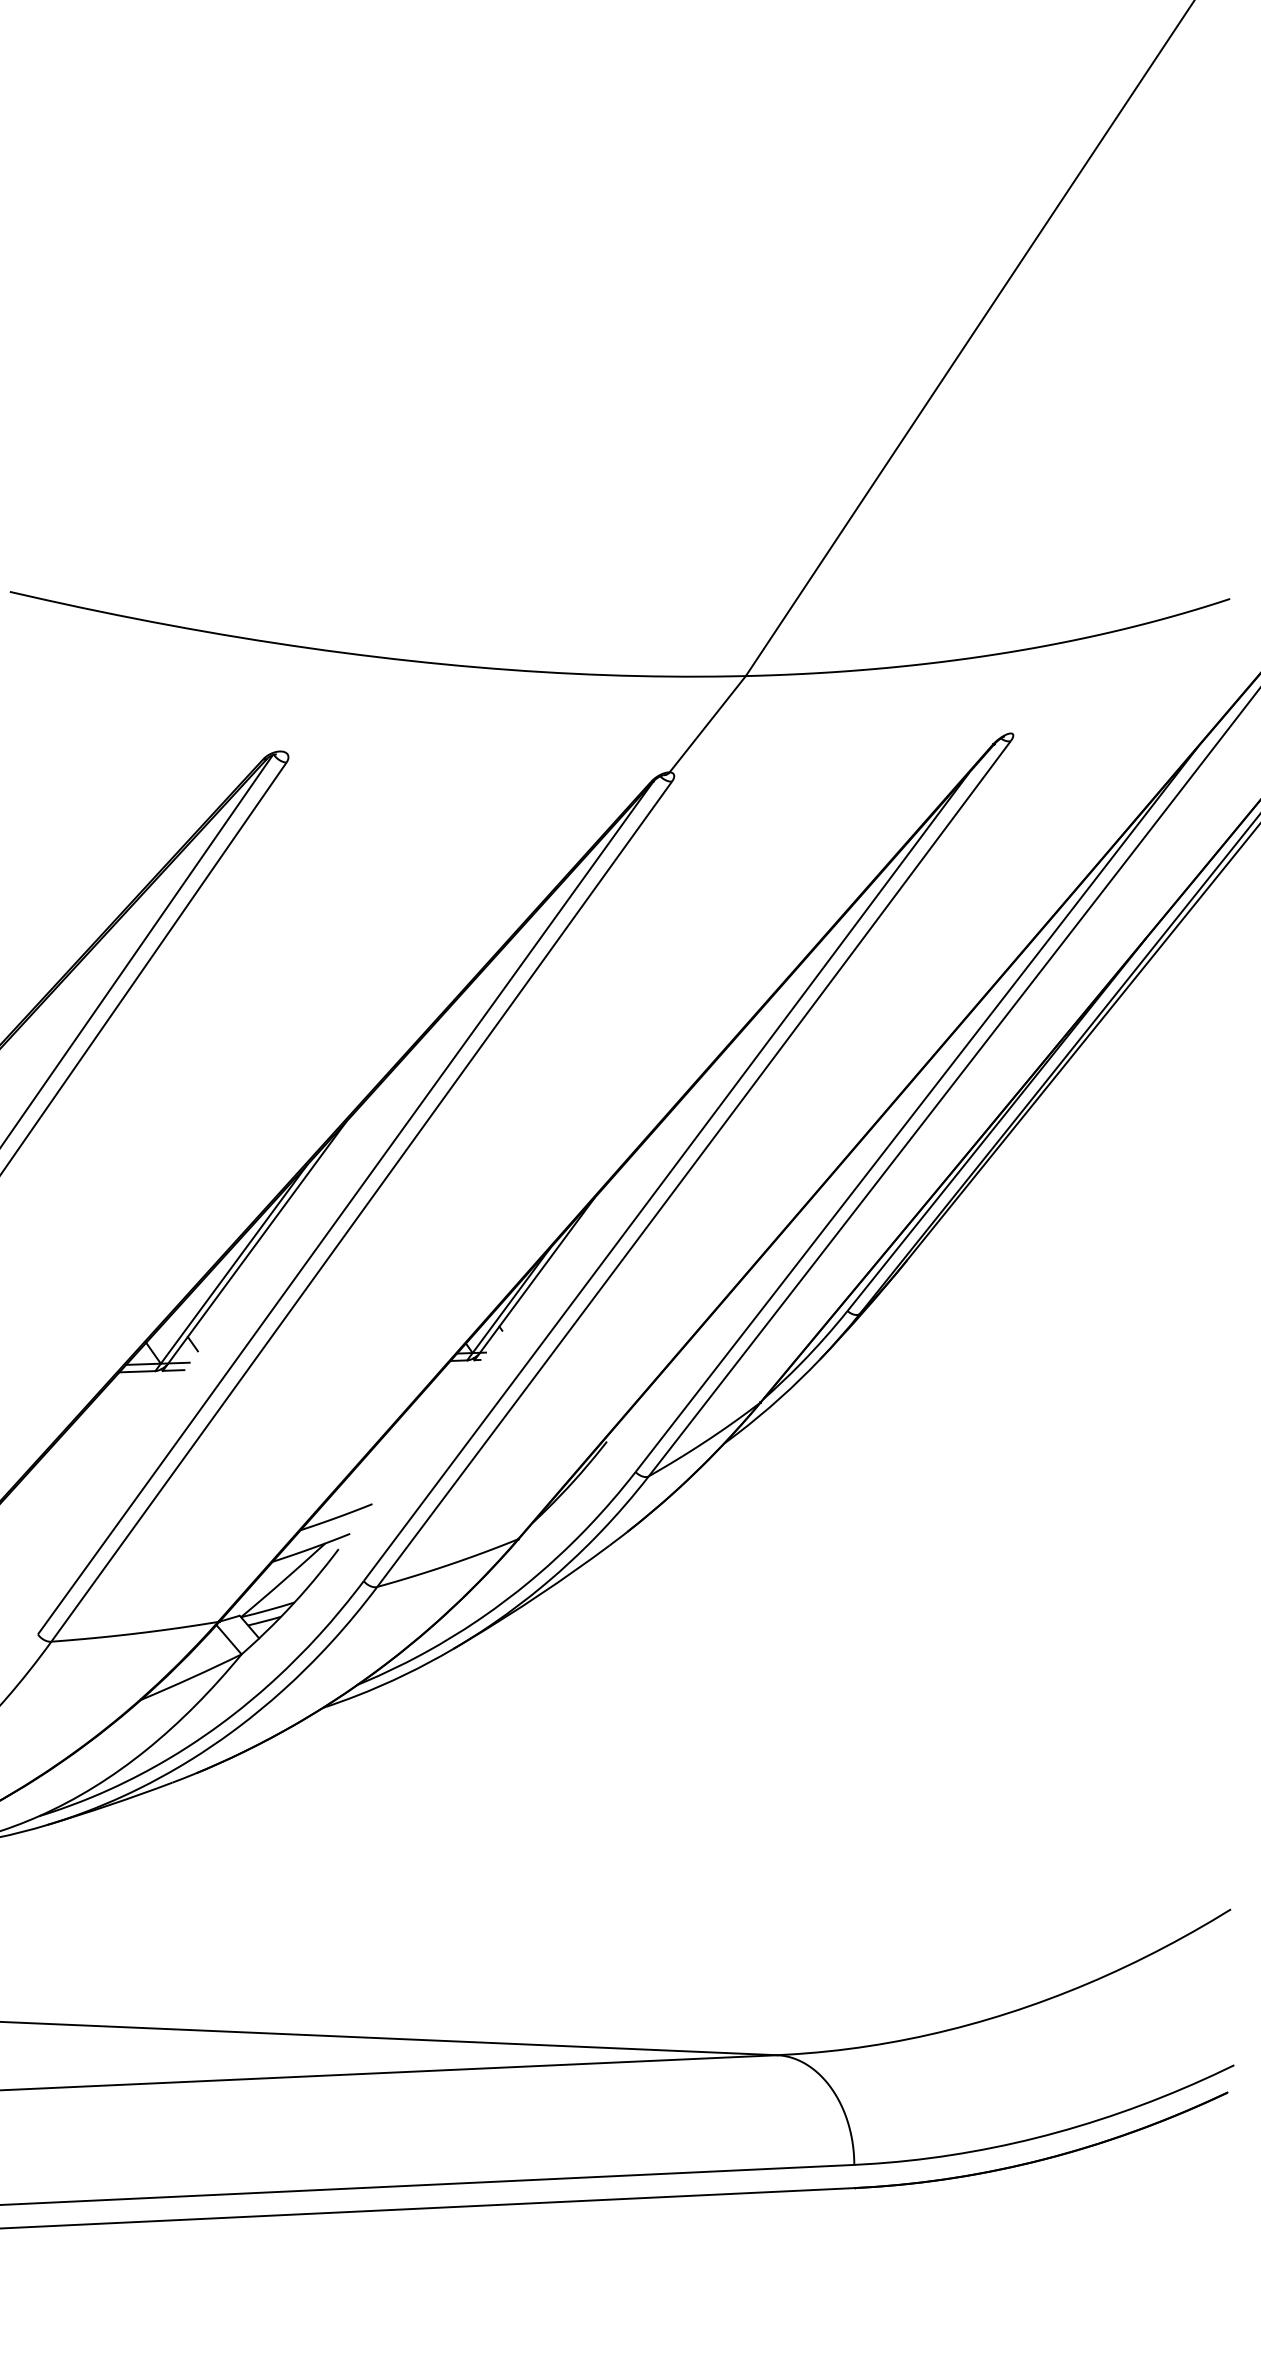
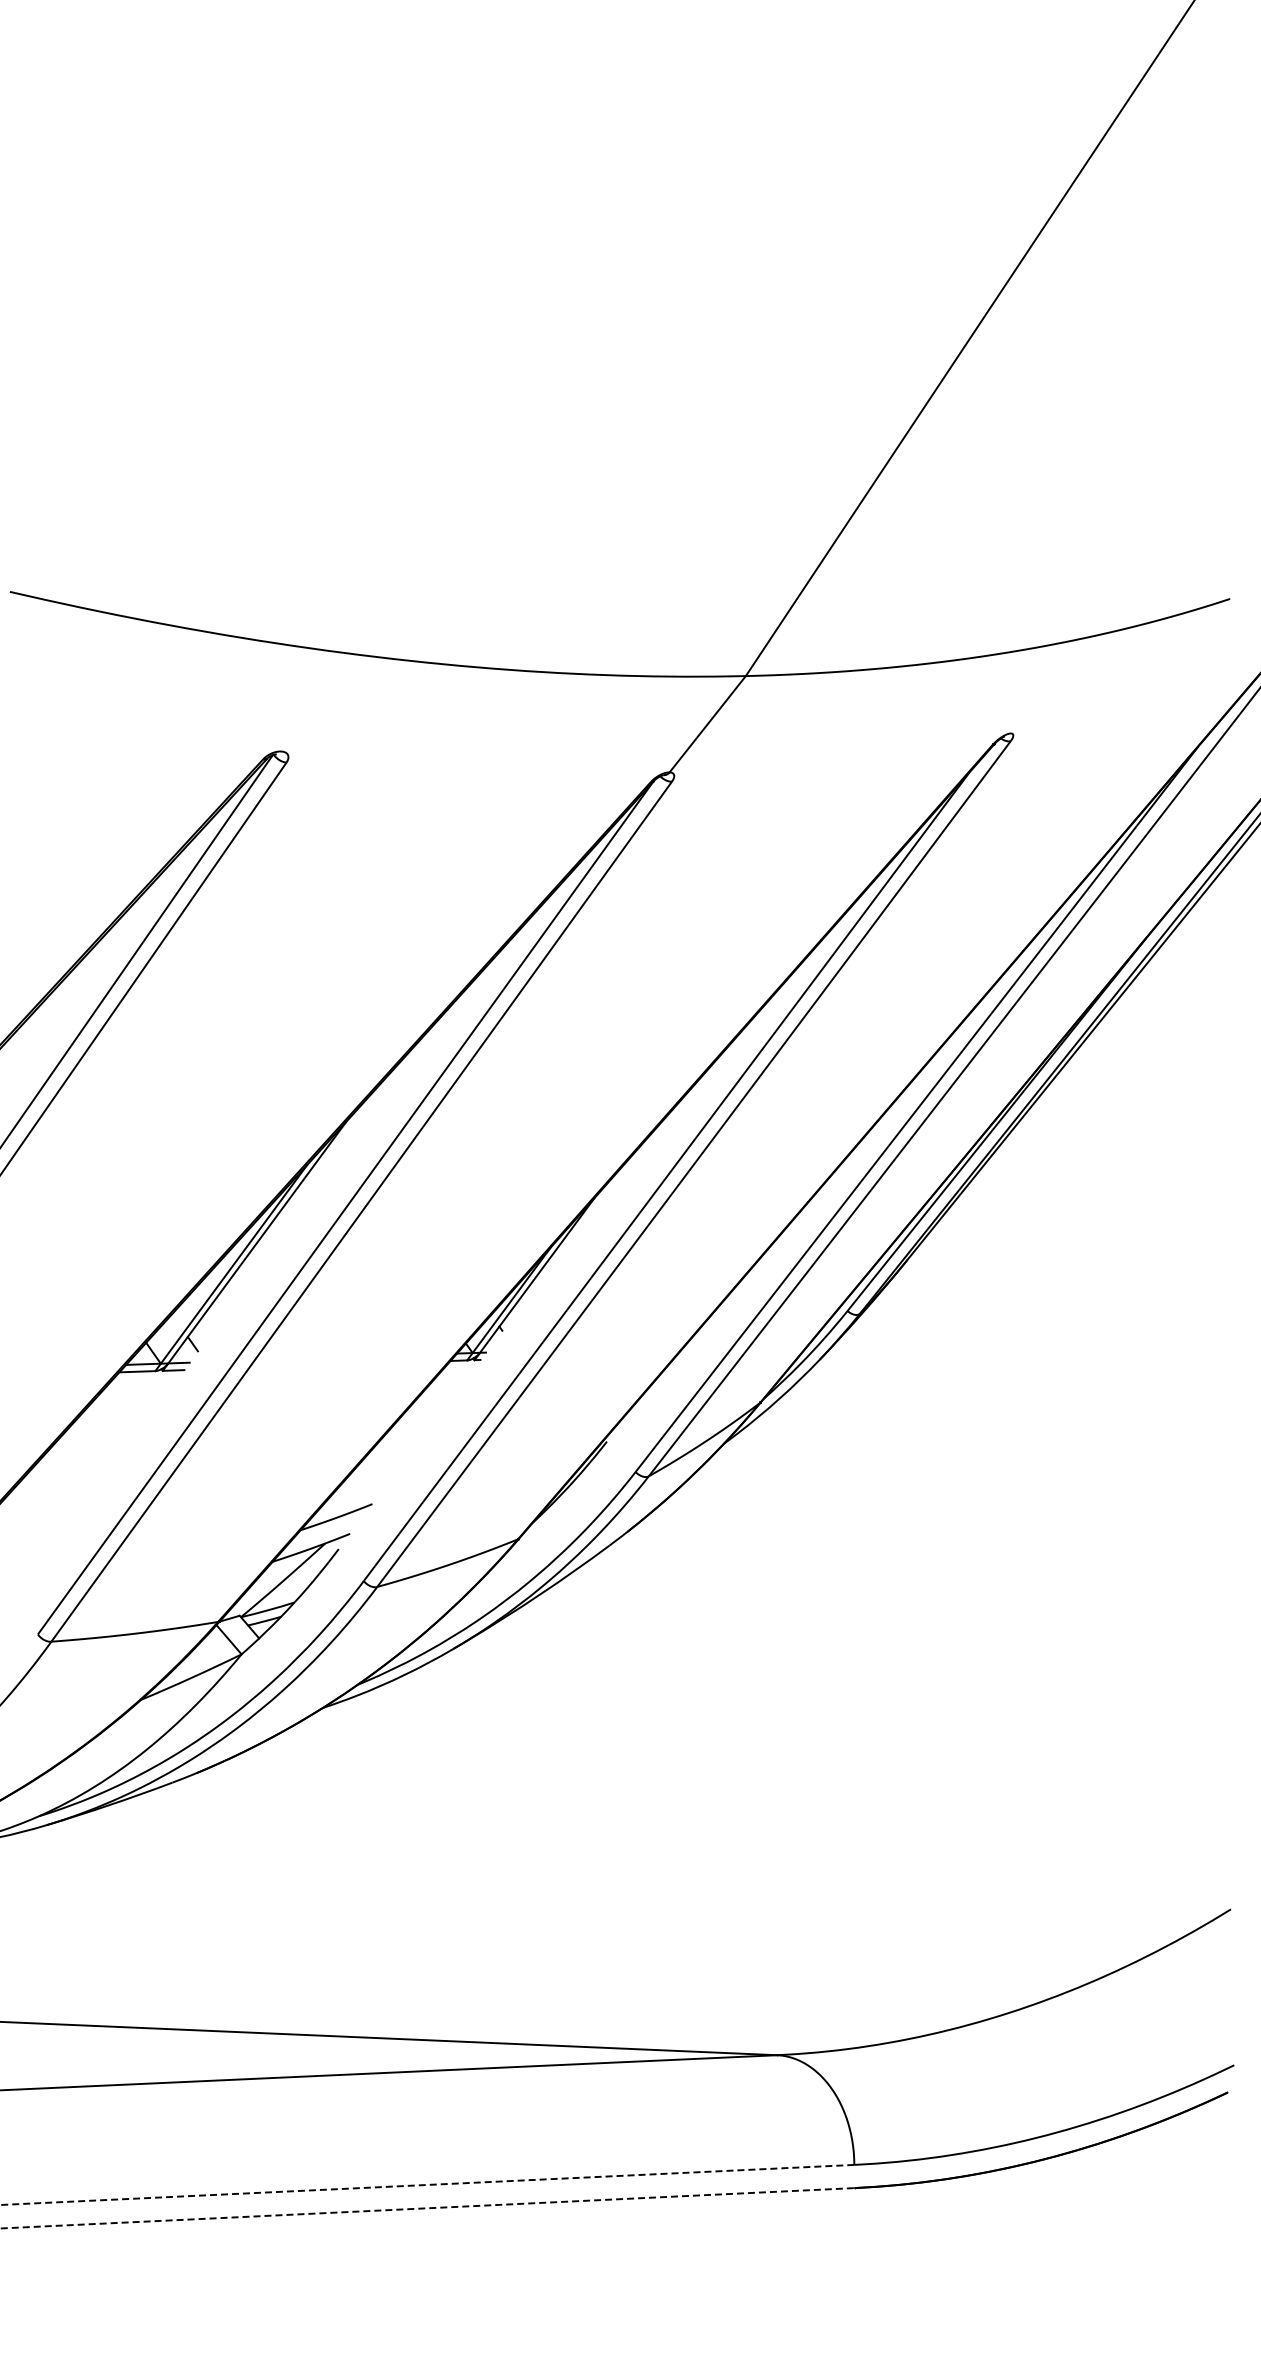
line: solid -> dashed (426, 2184)
line: solid -> dashed (428, 2208)
